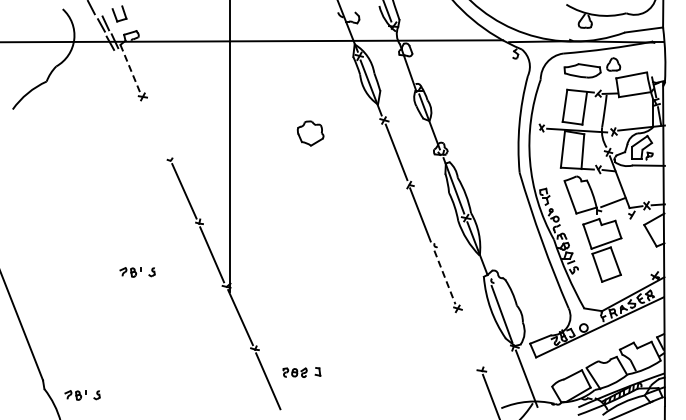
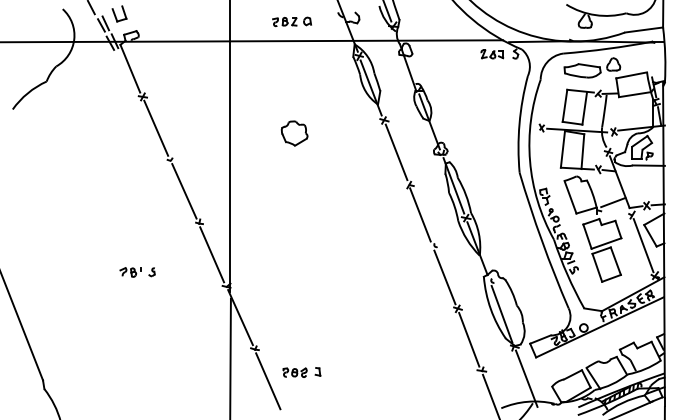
part: none -> present (291, 21)
part: none -> present (492, 54)
line: dashed -> solid (130, 68)
line: none -> present (156, 127)
part position: (310, 133) -> (294, 133) (294, 133)
line: none -> present (643, 245)
line: dashed -> solid (444, 277)
line: none -> present (469, 339)
line: none -> present (230, 357)
part: present -> none (82, 395)
